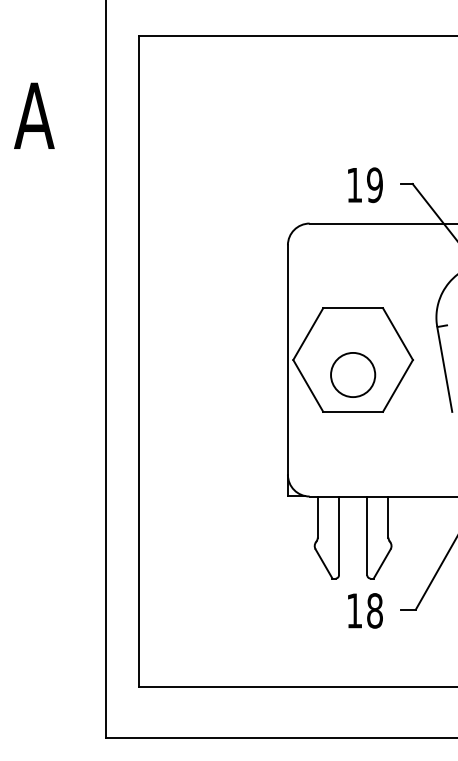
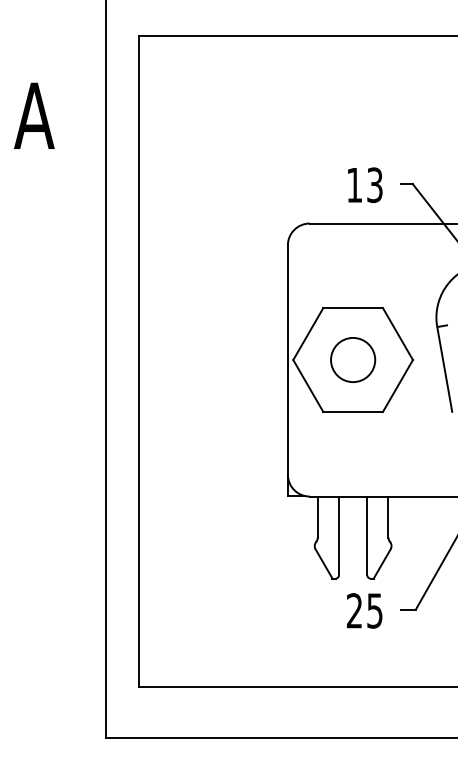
text: 19 -> 13 (374, 184)
circle position: (353, 374) -> (353, 359) (353, 359)
text: 18 -> 25 (364, 610)
